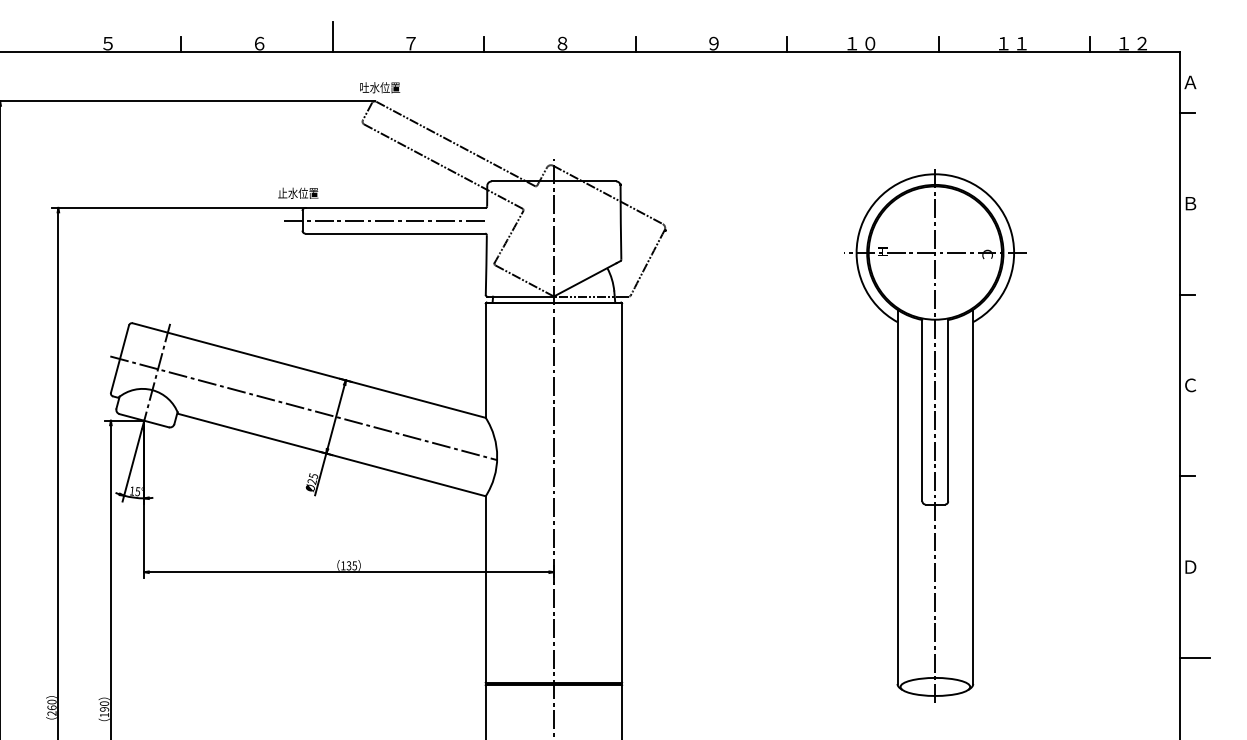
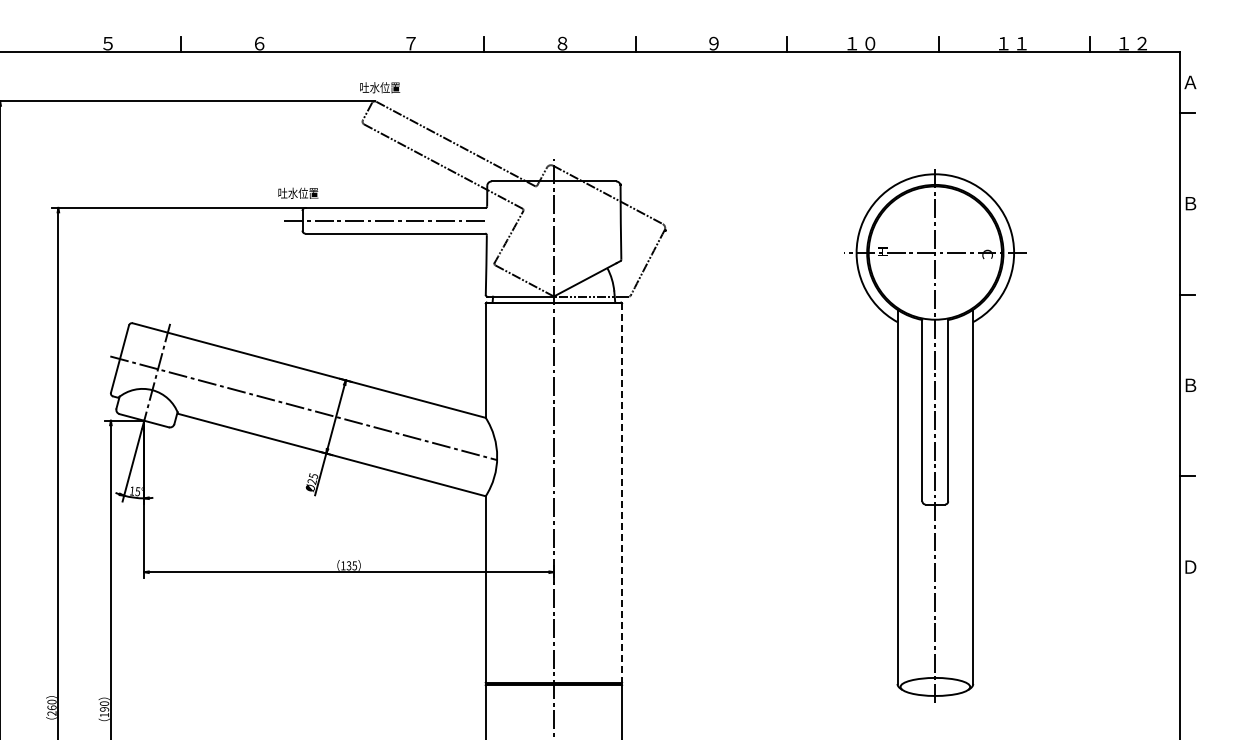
line: present -> none (332, 37)
text: 止水位置 -> 吐水位置 (282, 192)
text: Ｃ -> Ｂ (1190, 385)
line: solid -> dashed (622, 493)
line: present -> none (1194, 658)
